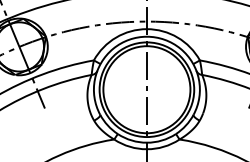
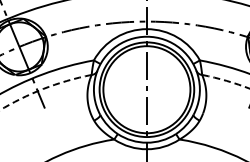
arc: solid -> dashed (226, 80)
arc: solid -> dashed (43, 89)
